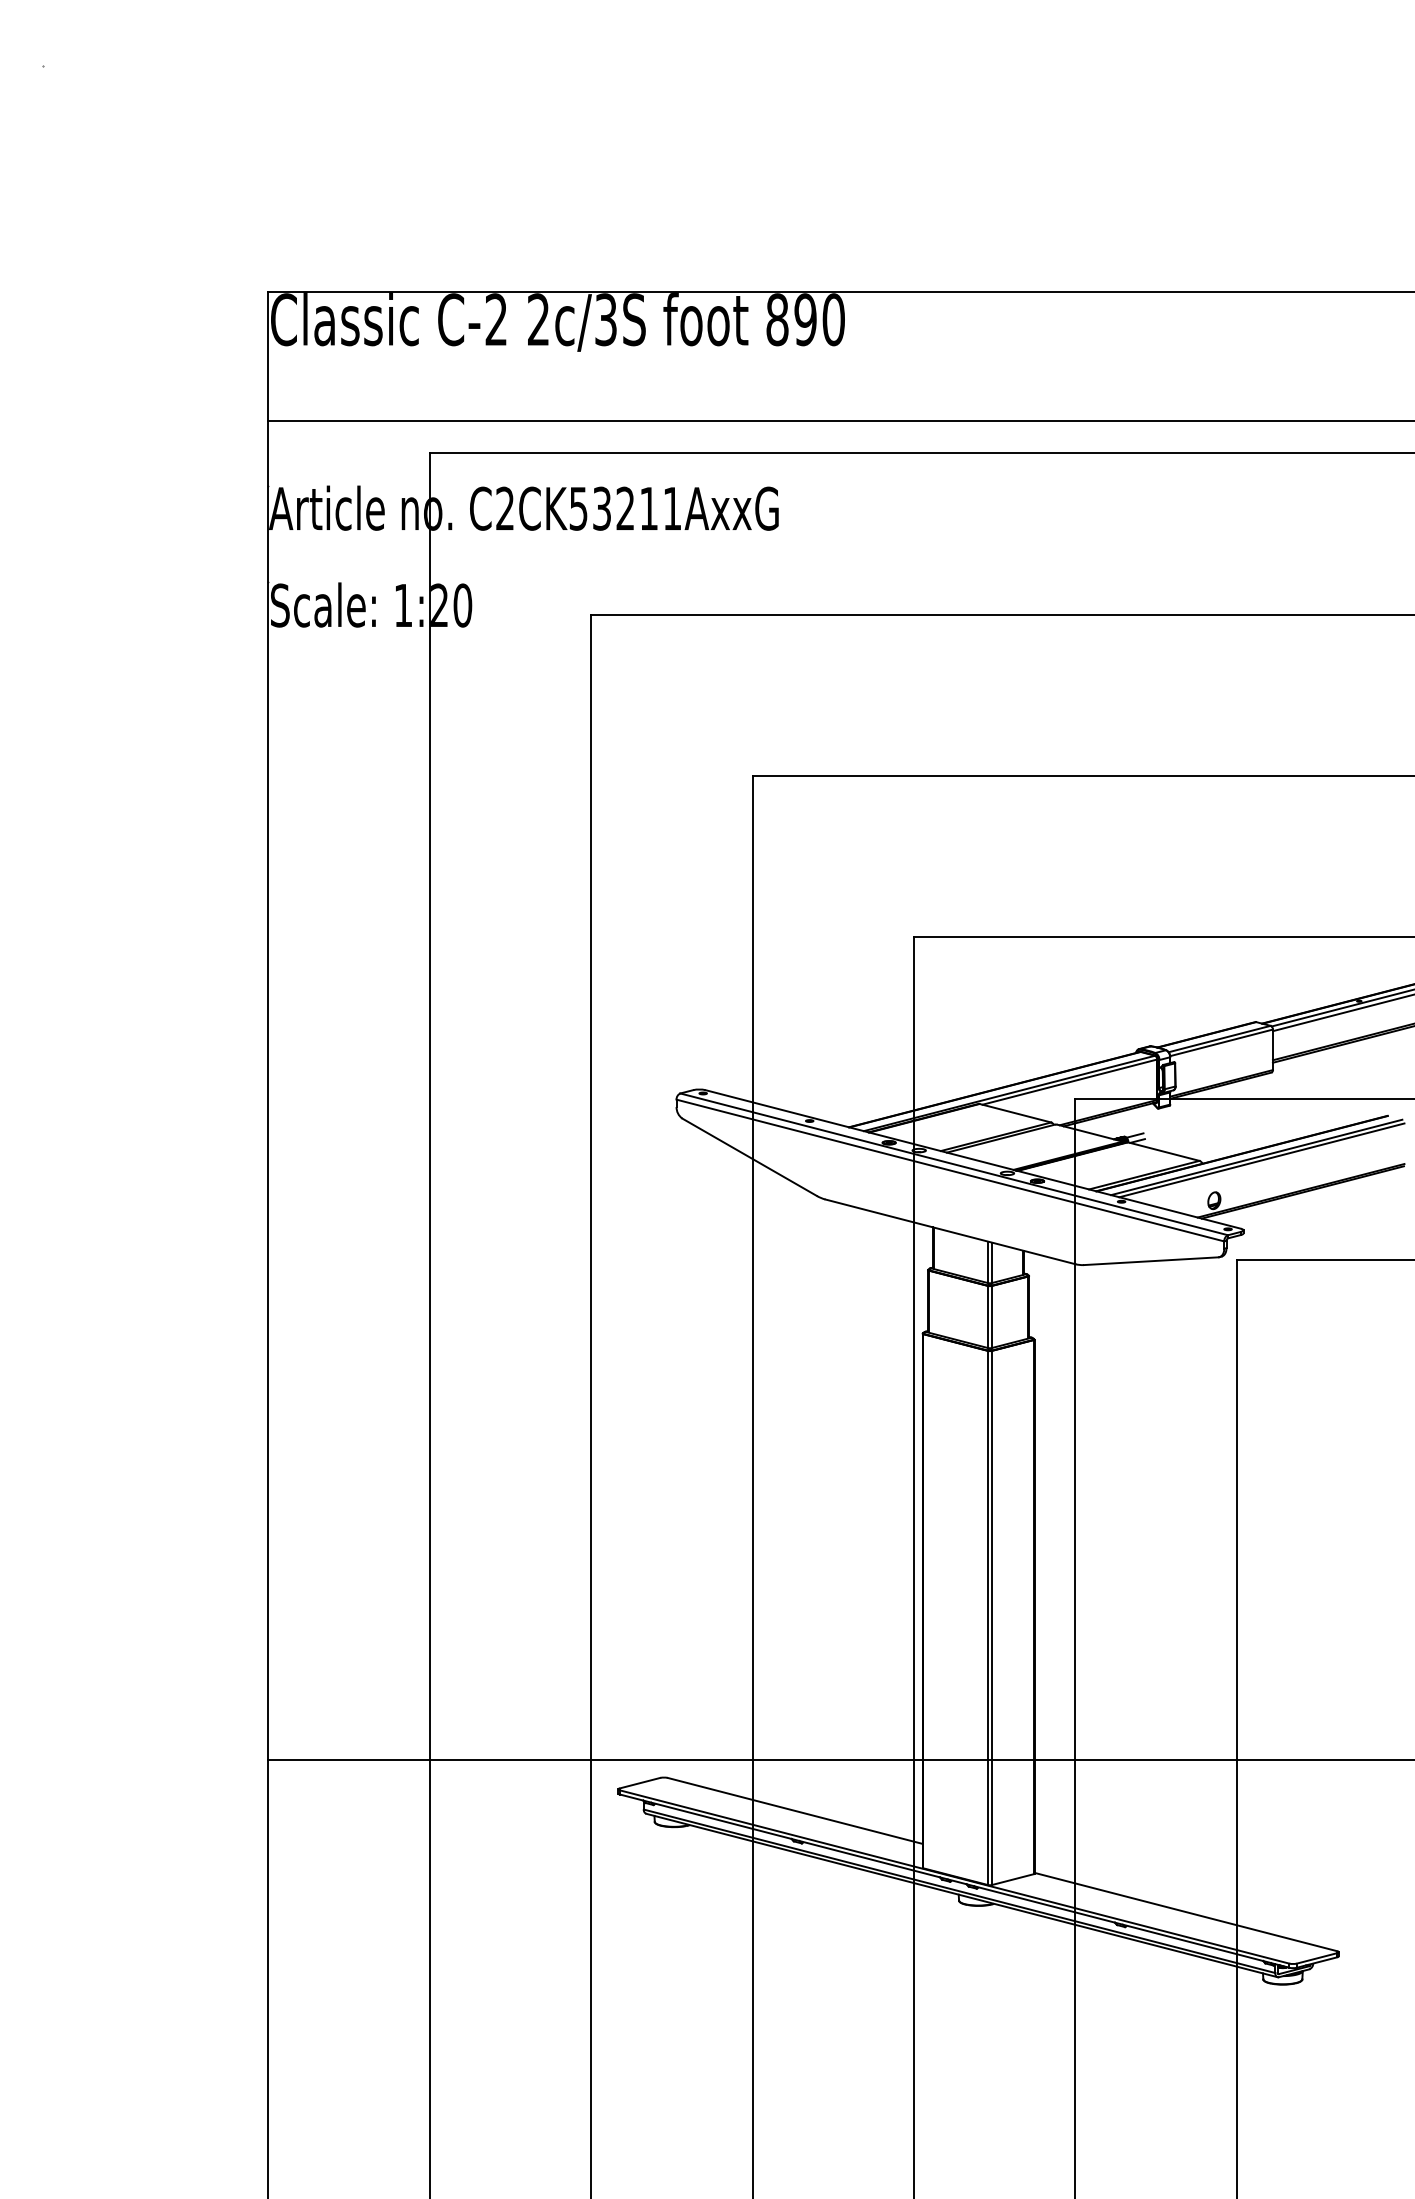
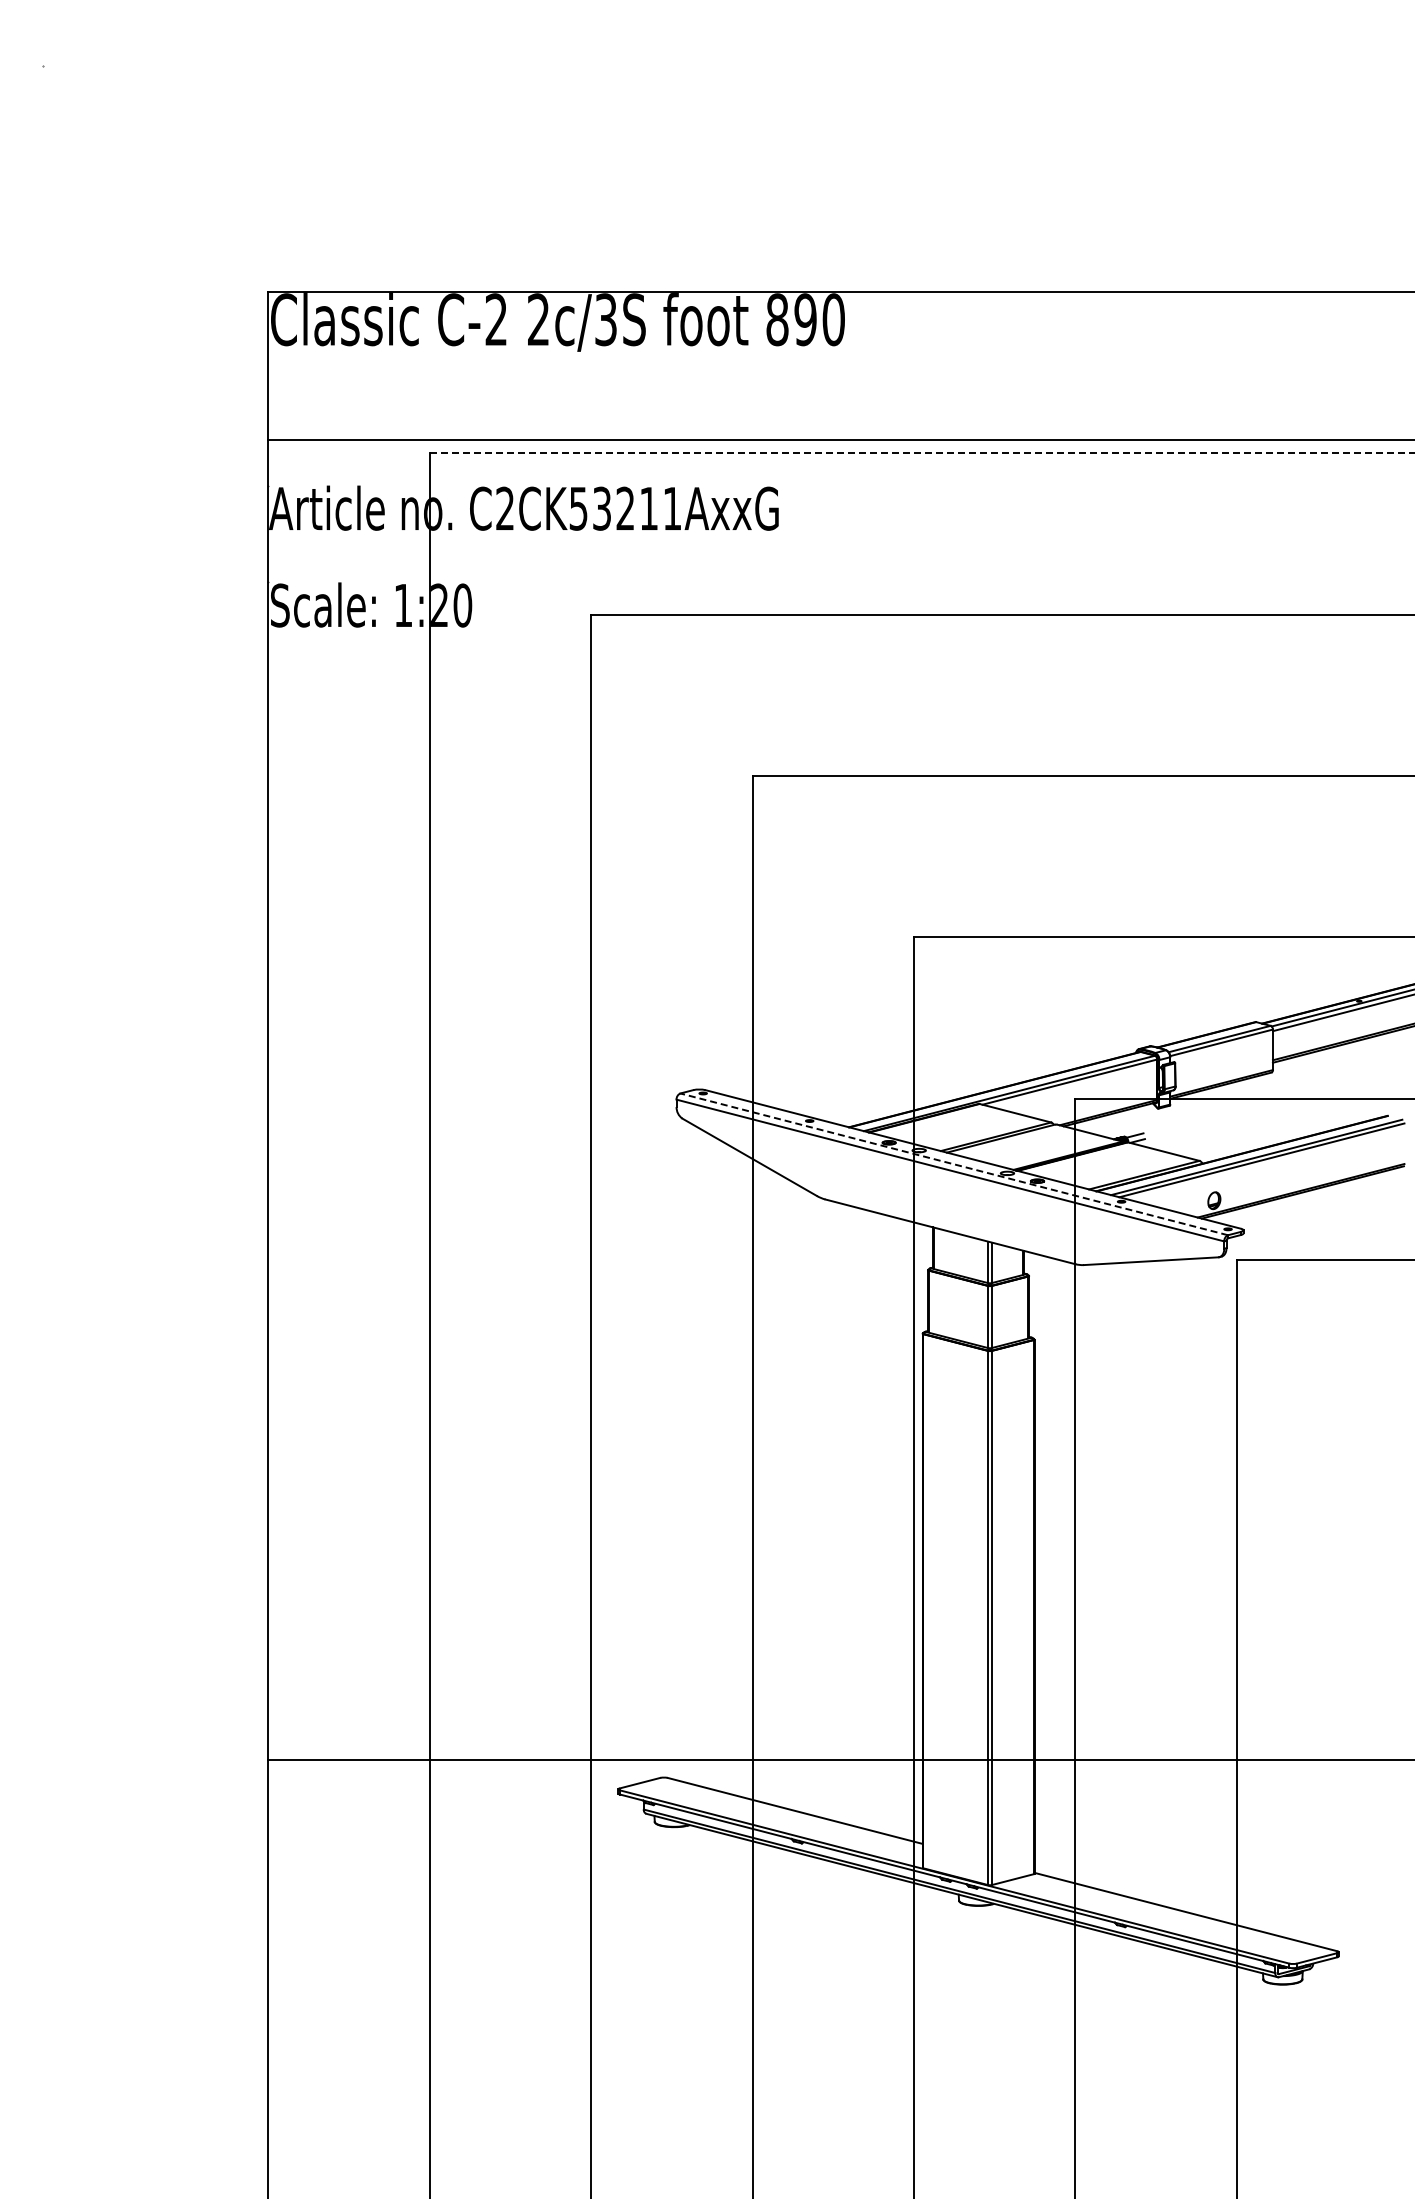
line position: (839, 420) -> (839, 439) (839, 439)
line: solid -> dashed (922, 453)
line: solid -> dashed (954, 1164)
